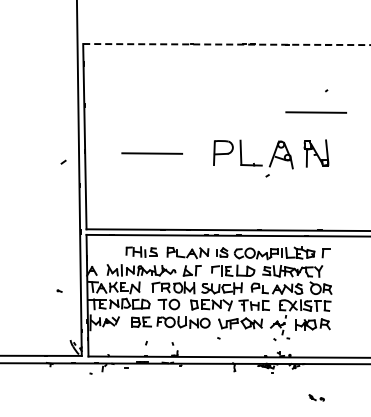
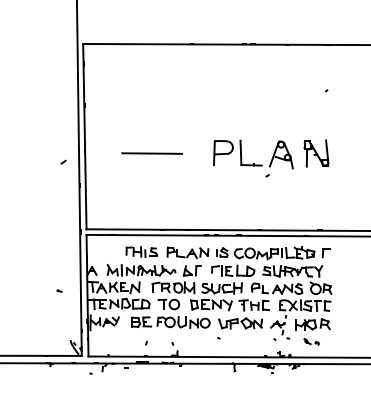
line: dashed -> solid (227, 44)
line: present -> none (315, 112)
part position: (316, 397) -> (311, 341) (311, 341)
